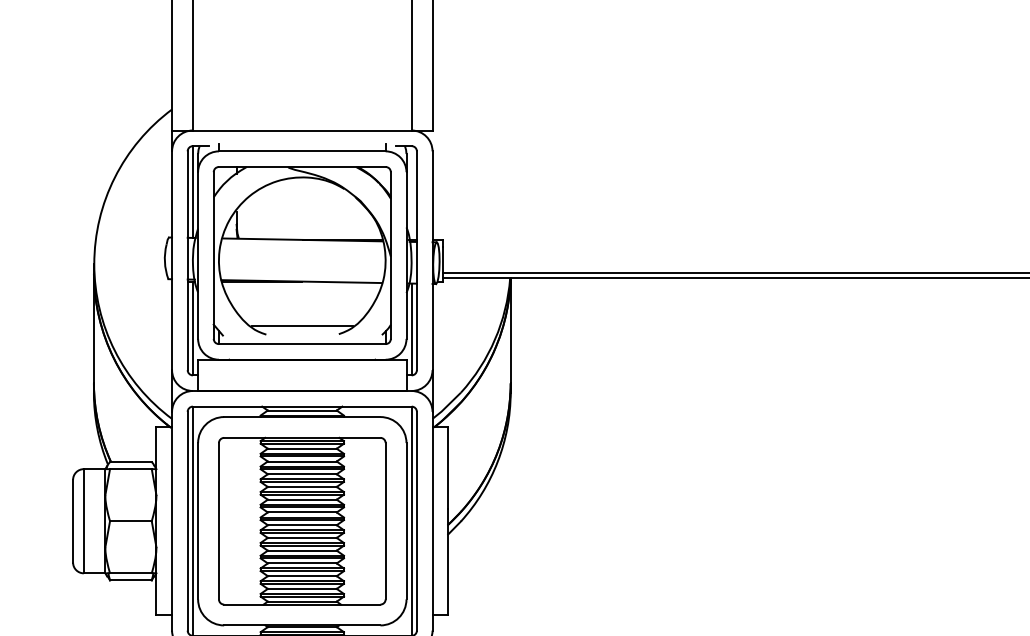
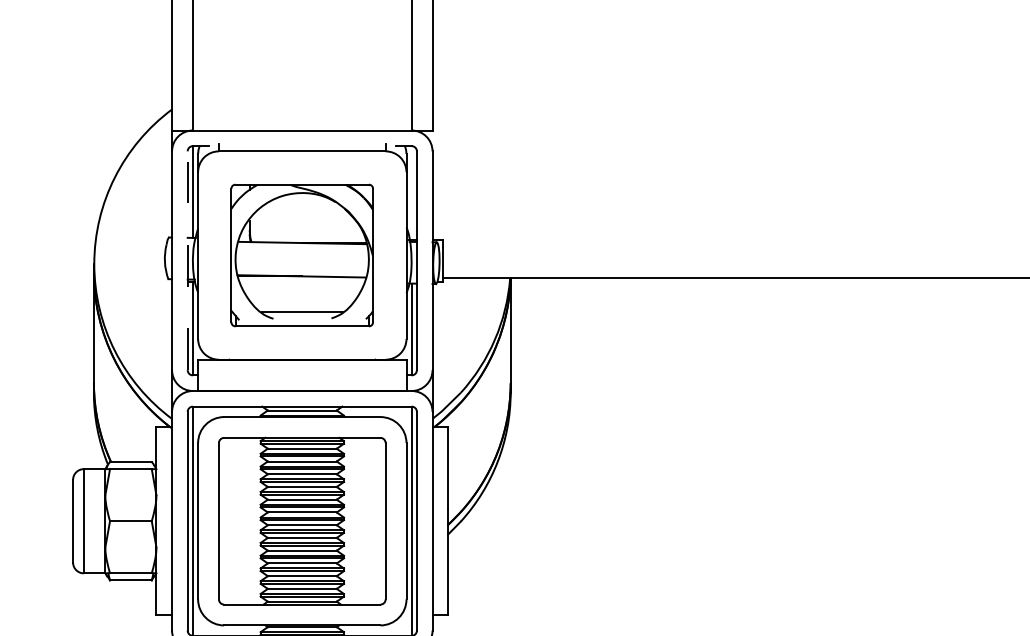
part size: 180x179 px -> 144x145 px (301, 255)
line: solid -> dashed (187, 260)
line: present -> none (734, 273)
